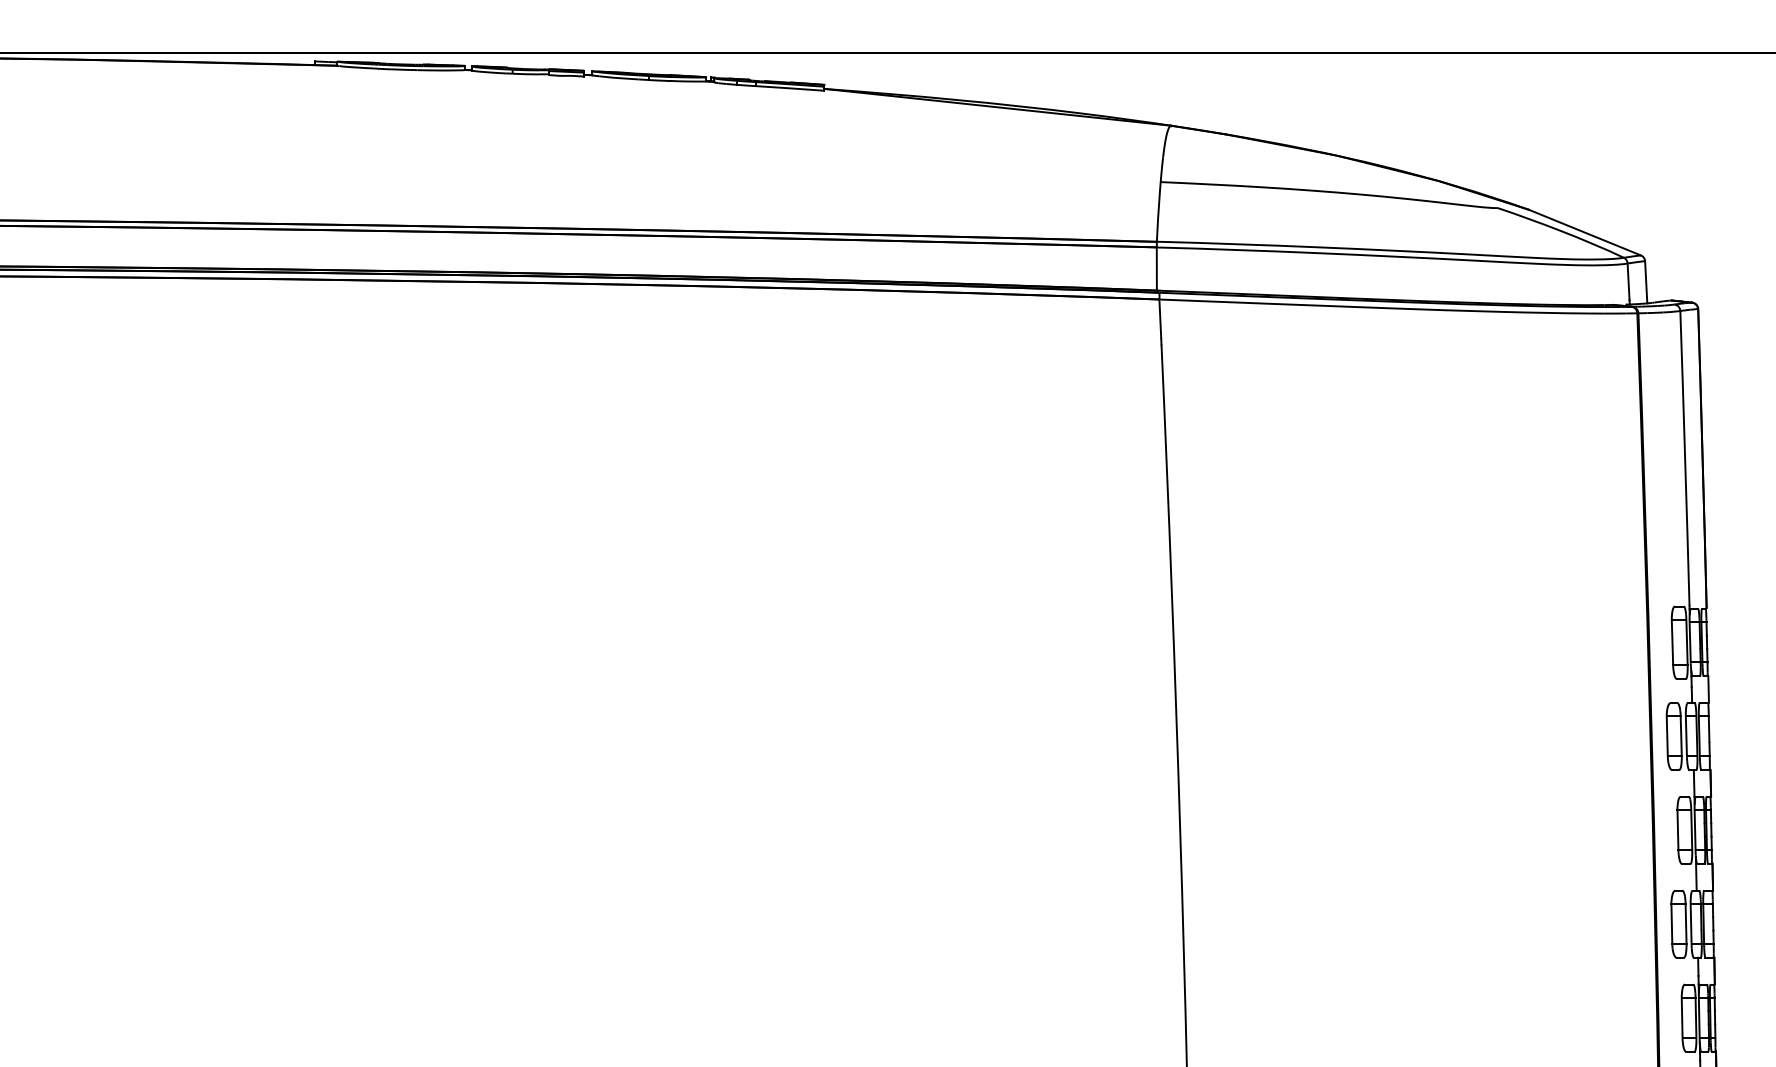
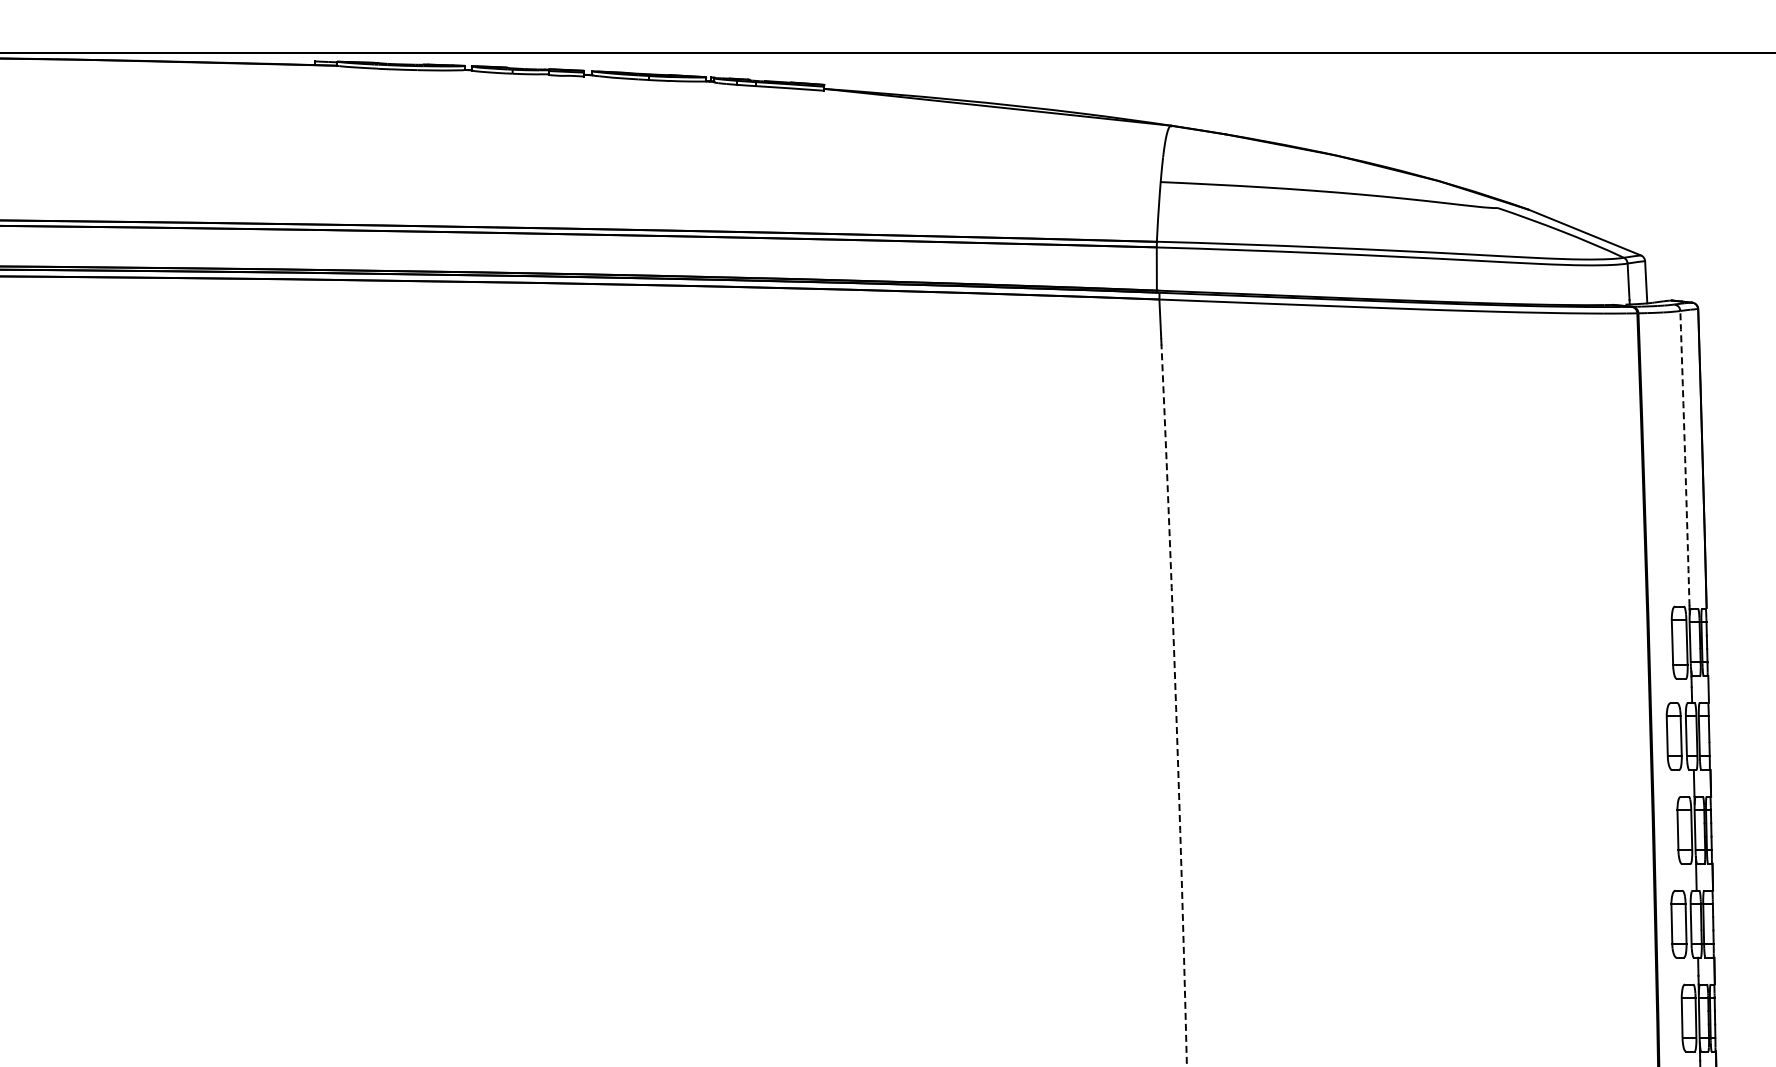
arc: solid -> dashed (1685, 458)
arc: solid -> dashed (1175, 705)
